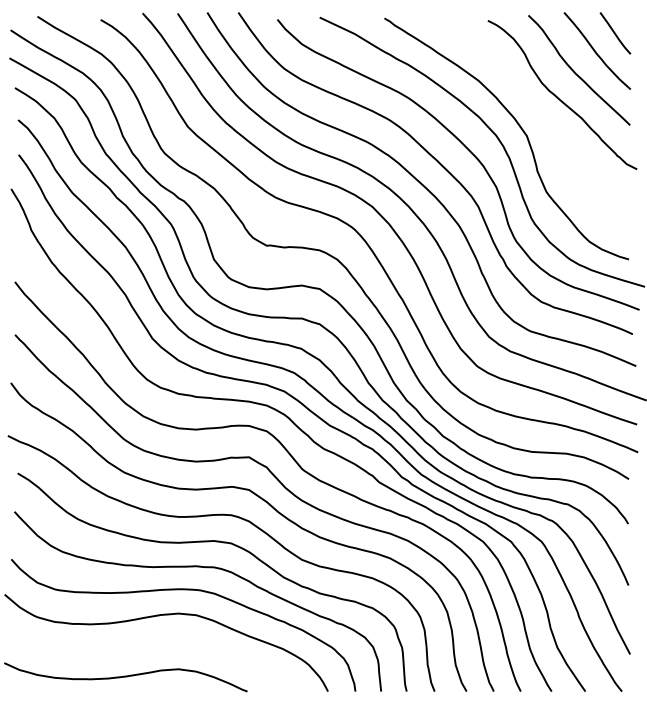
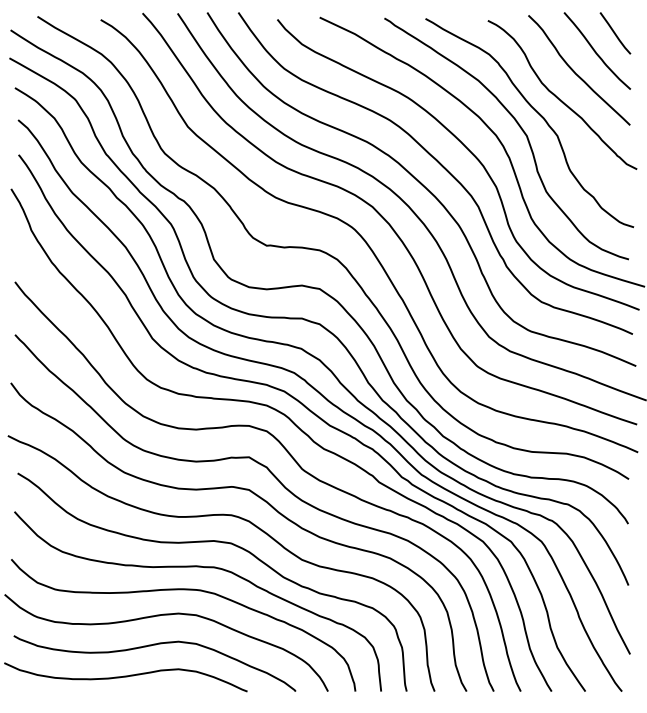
curve: none -> present (538, 114)
curve: none -> present (151, 646)
